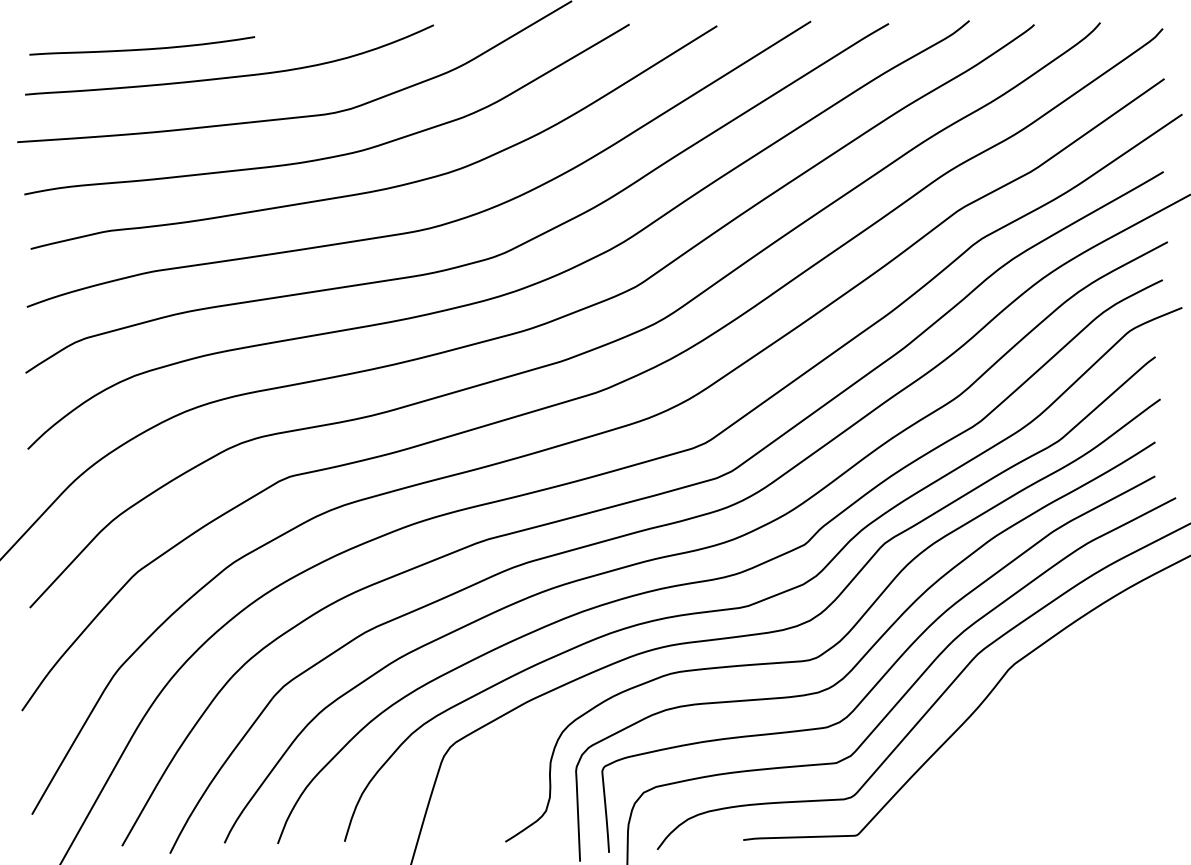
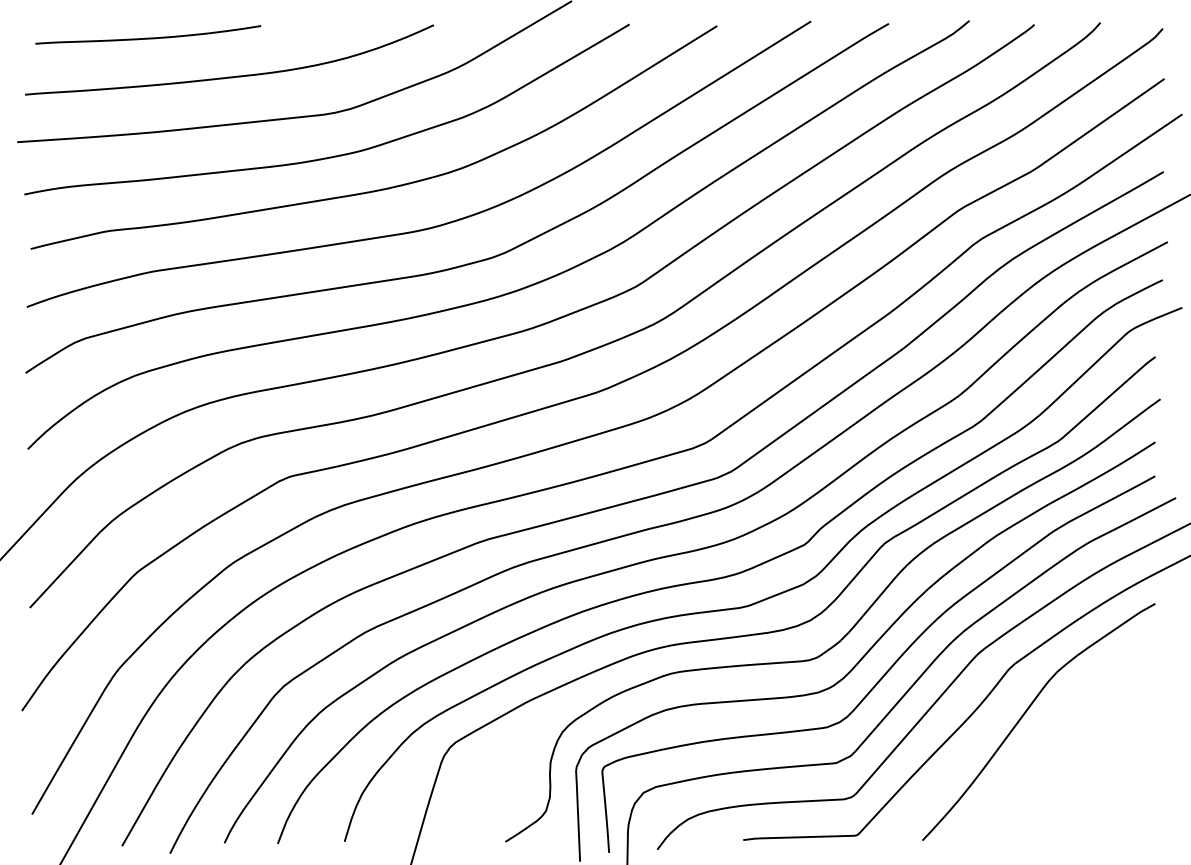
curve position: (142, 48) -> (148, 37) (148, 37)
curve: none -> present (1027, 711)
